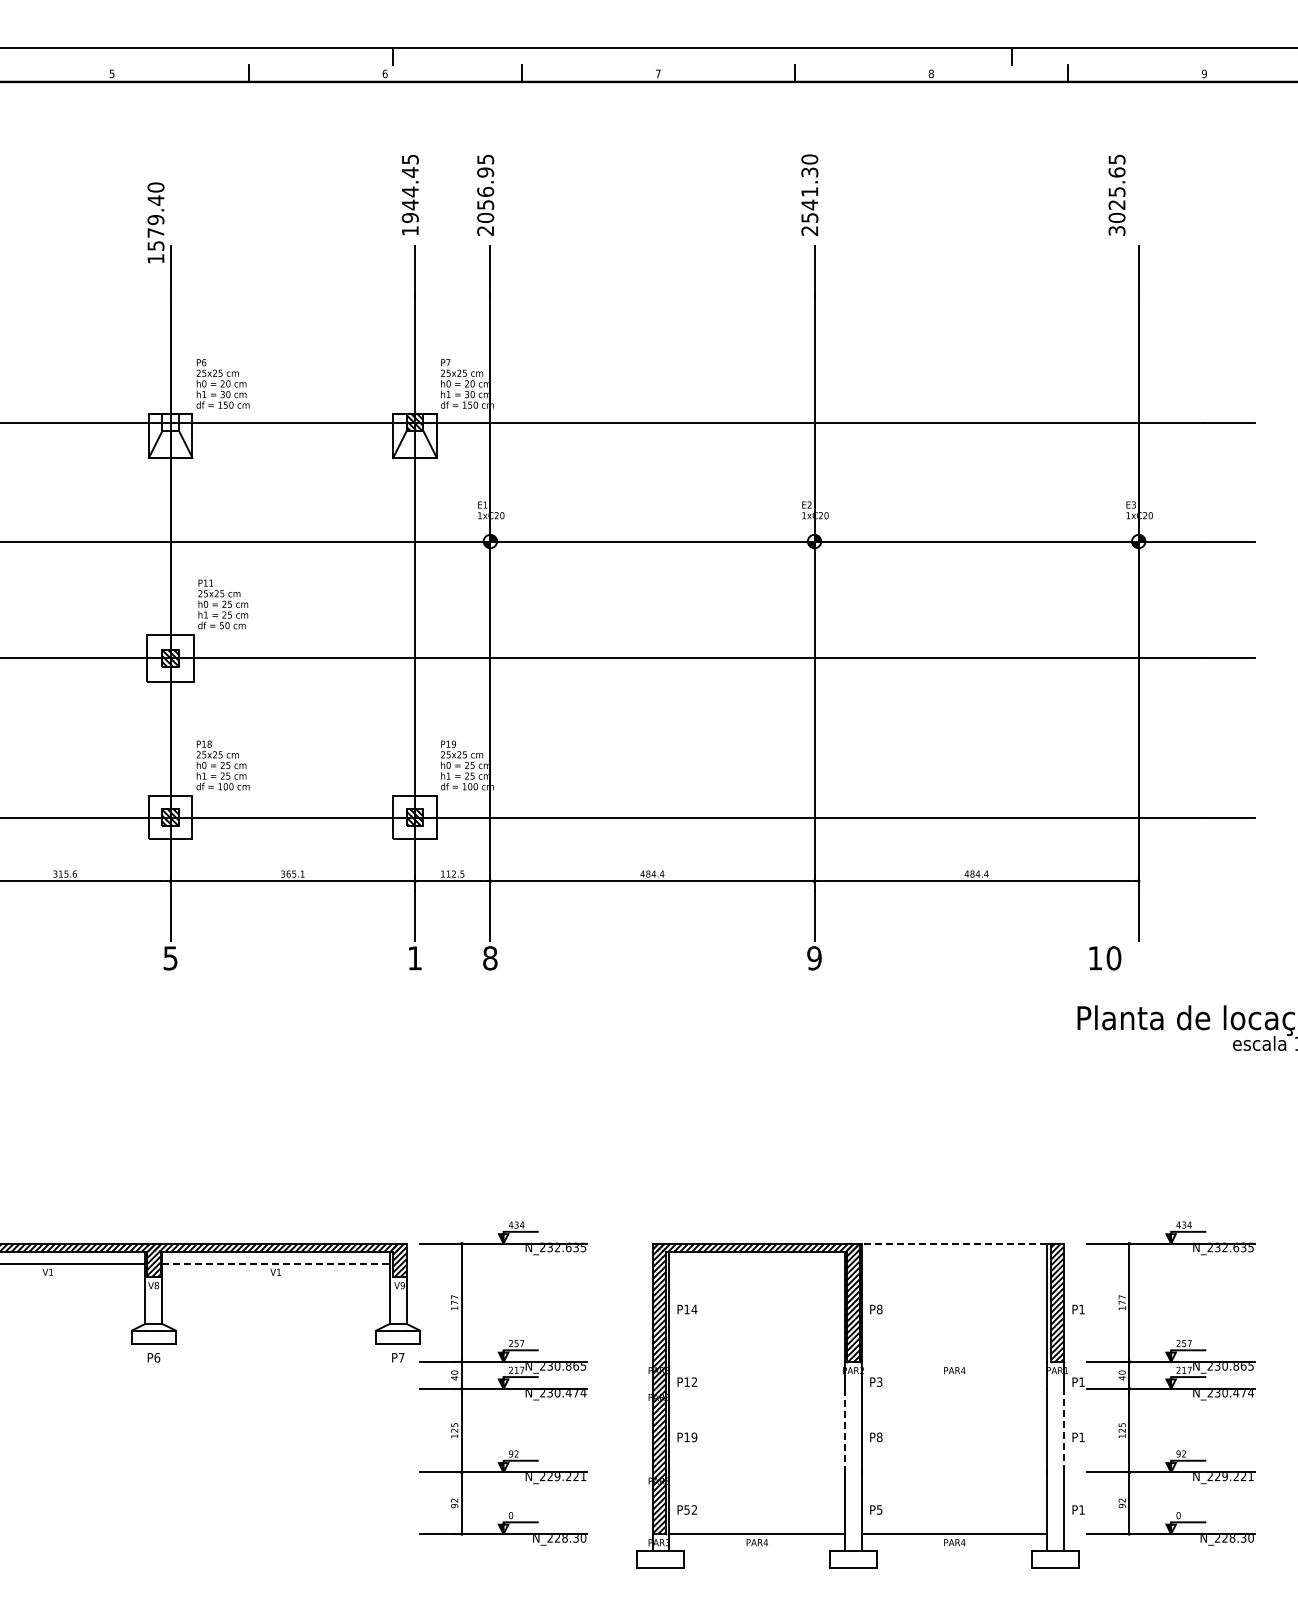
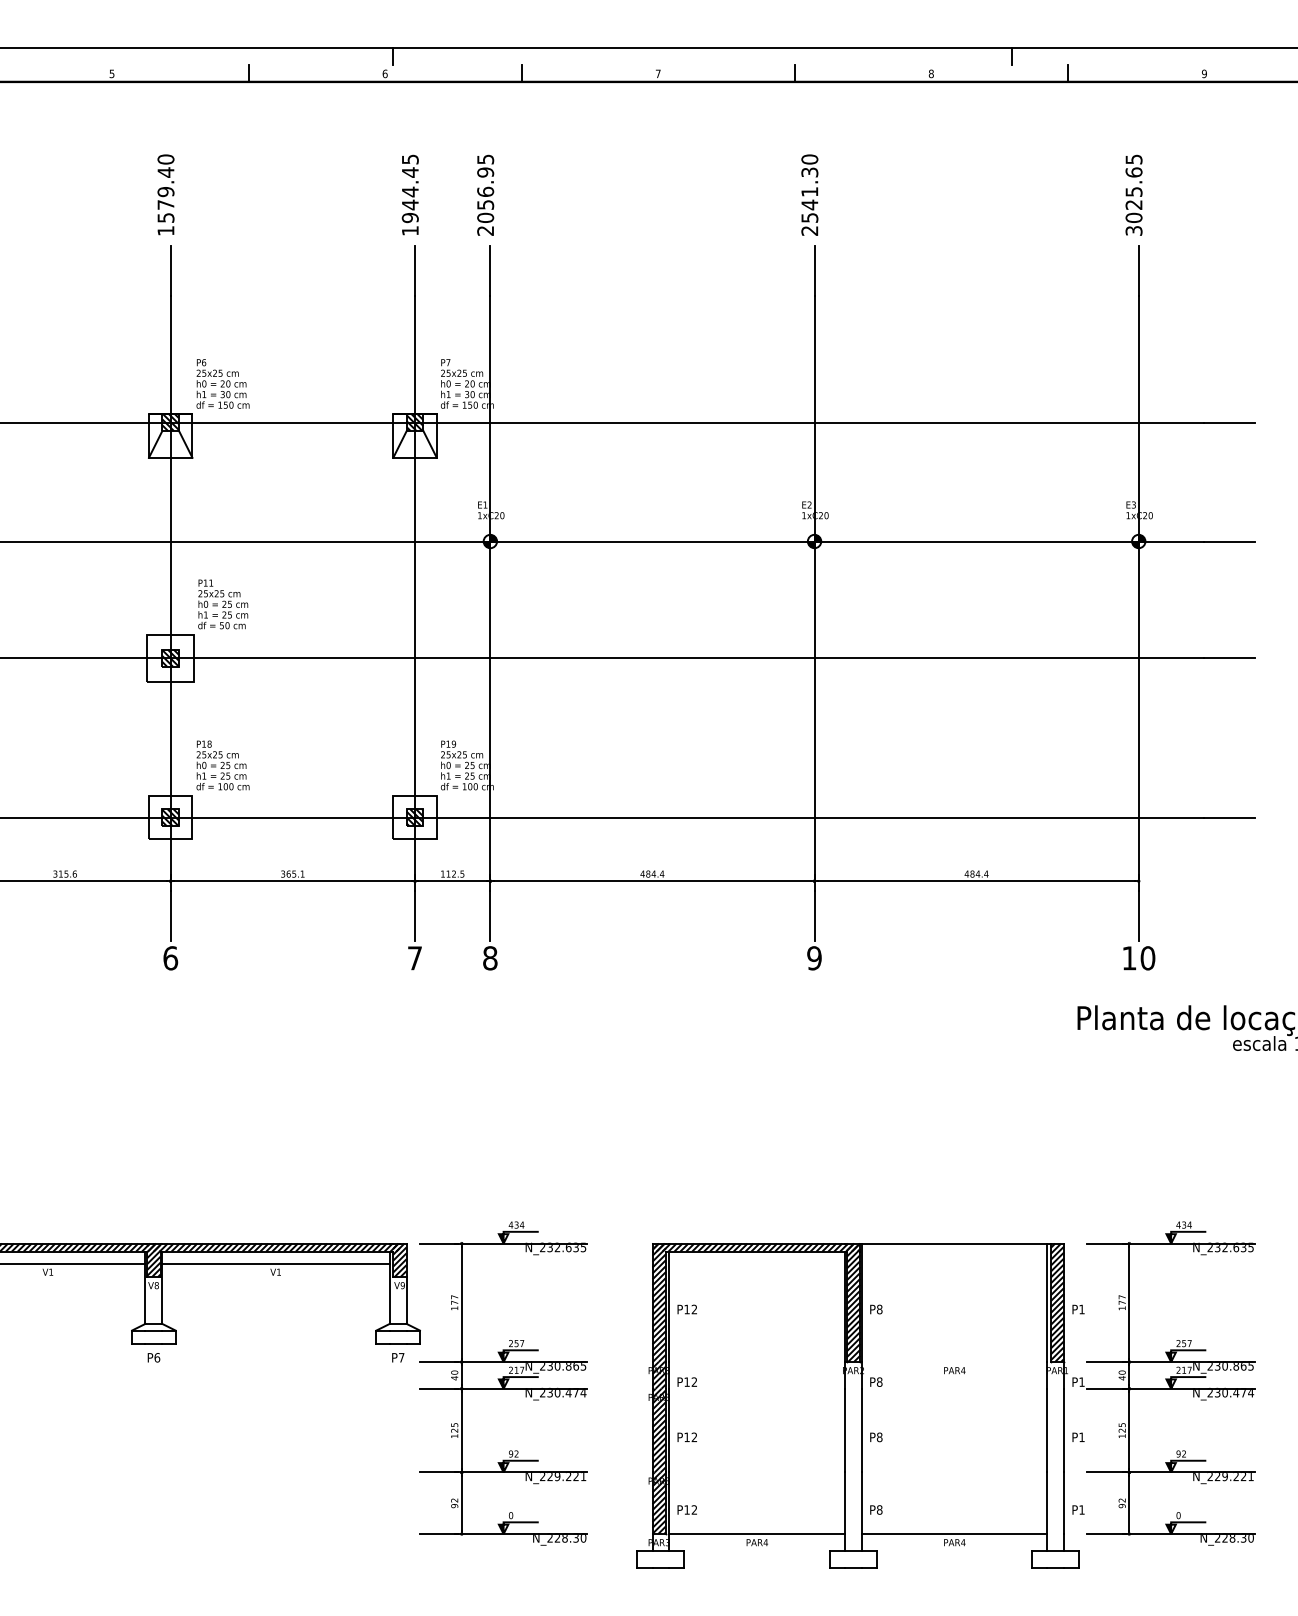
text position: (1116, 194) -> (1133, 194) (1133, 194)
text position: (155, 222) -> (165, 194) (165, 194)
hatch: none -> present (170, 422)
text: 5 -> 6 (170, 958)
text: 1 -> 7 (414, 958)
text position: (1105, 958) -> (1139, 958) (1139, 958)
line: dashed -> solid (954, 1243)
line: dashed -> solid (276, 1263)
text: P14 -> P12 (694, 1309)
text: P3 -> P8 (879, 1381)
line: dashed -> solid (845, 1430)
line: dashed -> solid (1064, 1430)
text: P19 -> P12 (694, 1437)
text: P52 -> P12 (686, 1509)
text: P5 -> P8 (879, 1509)
